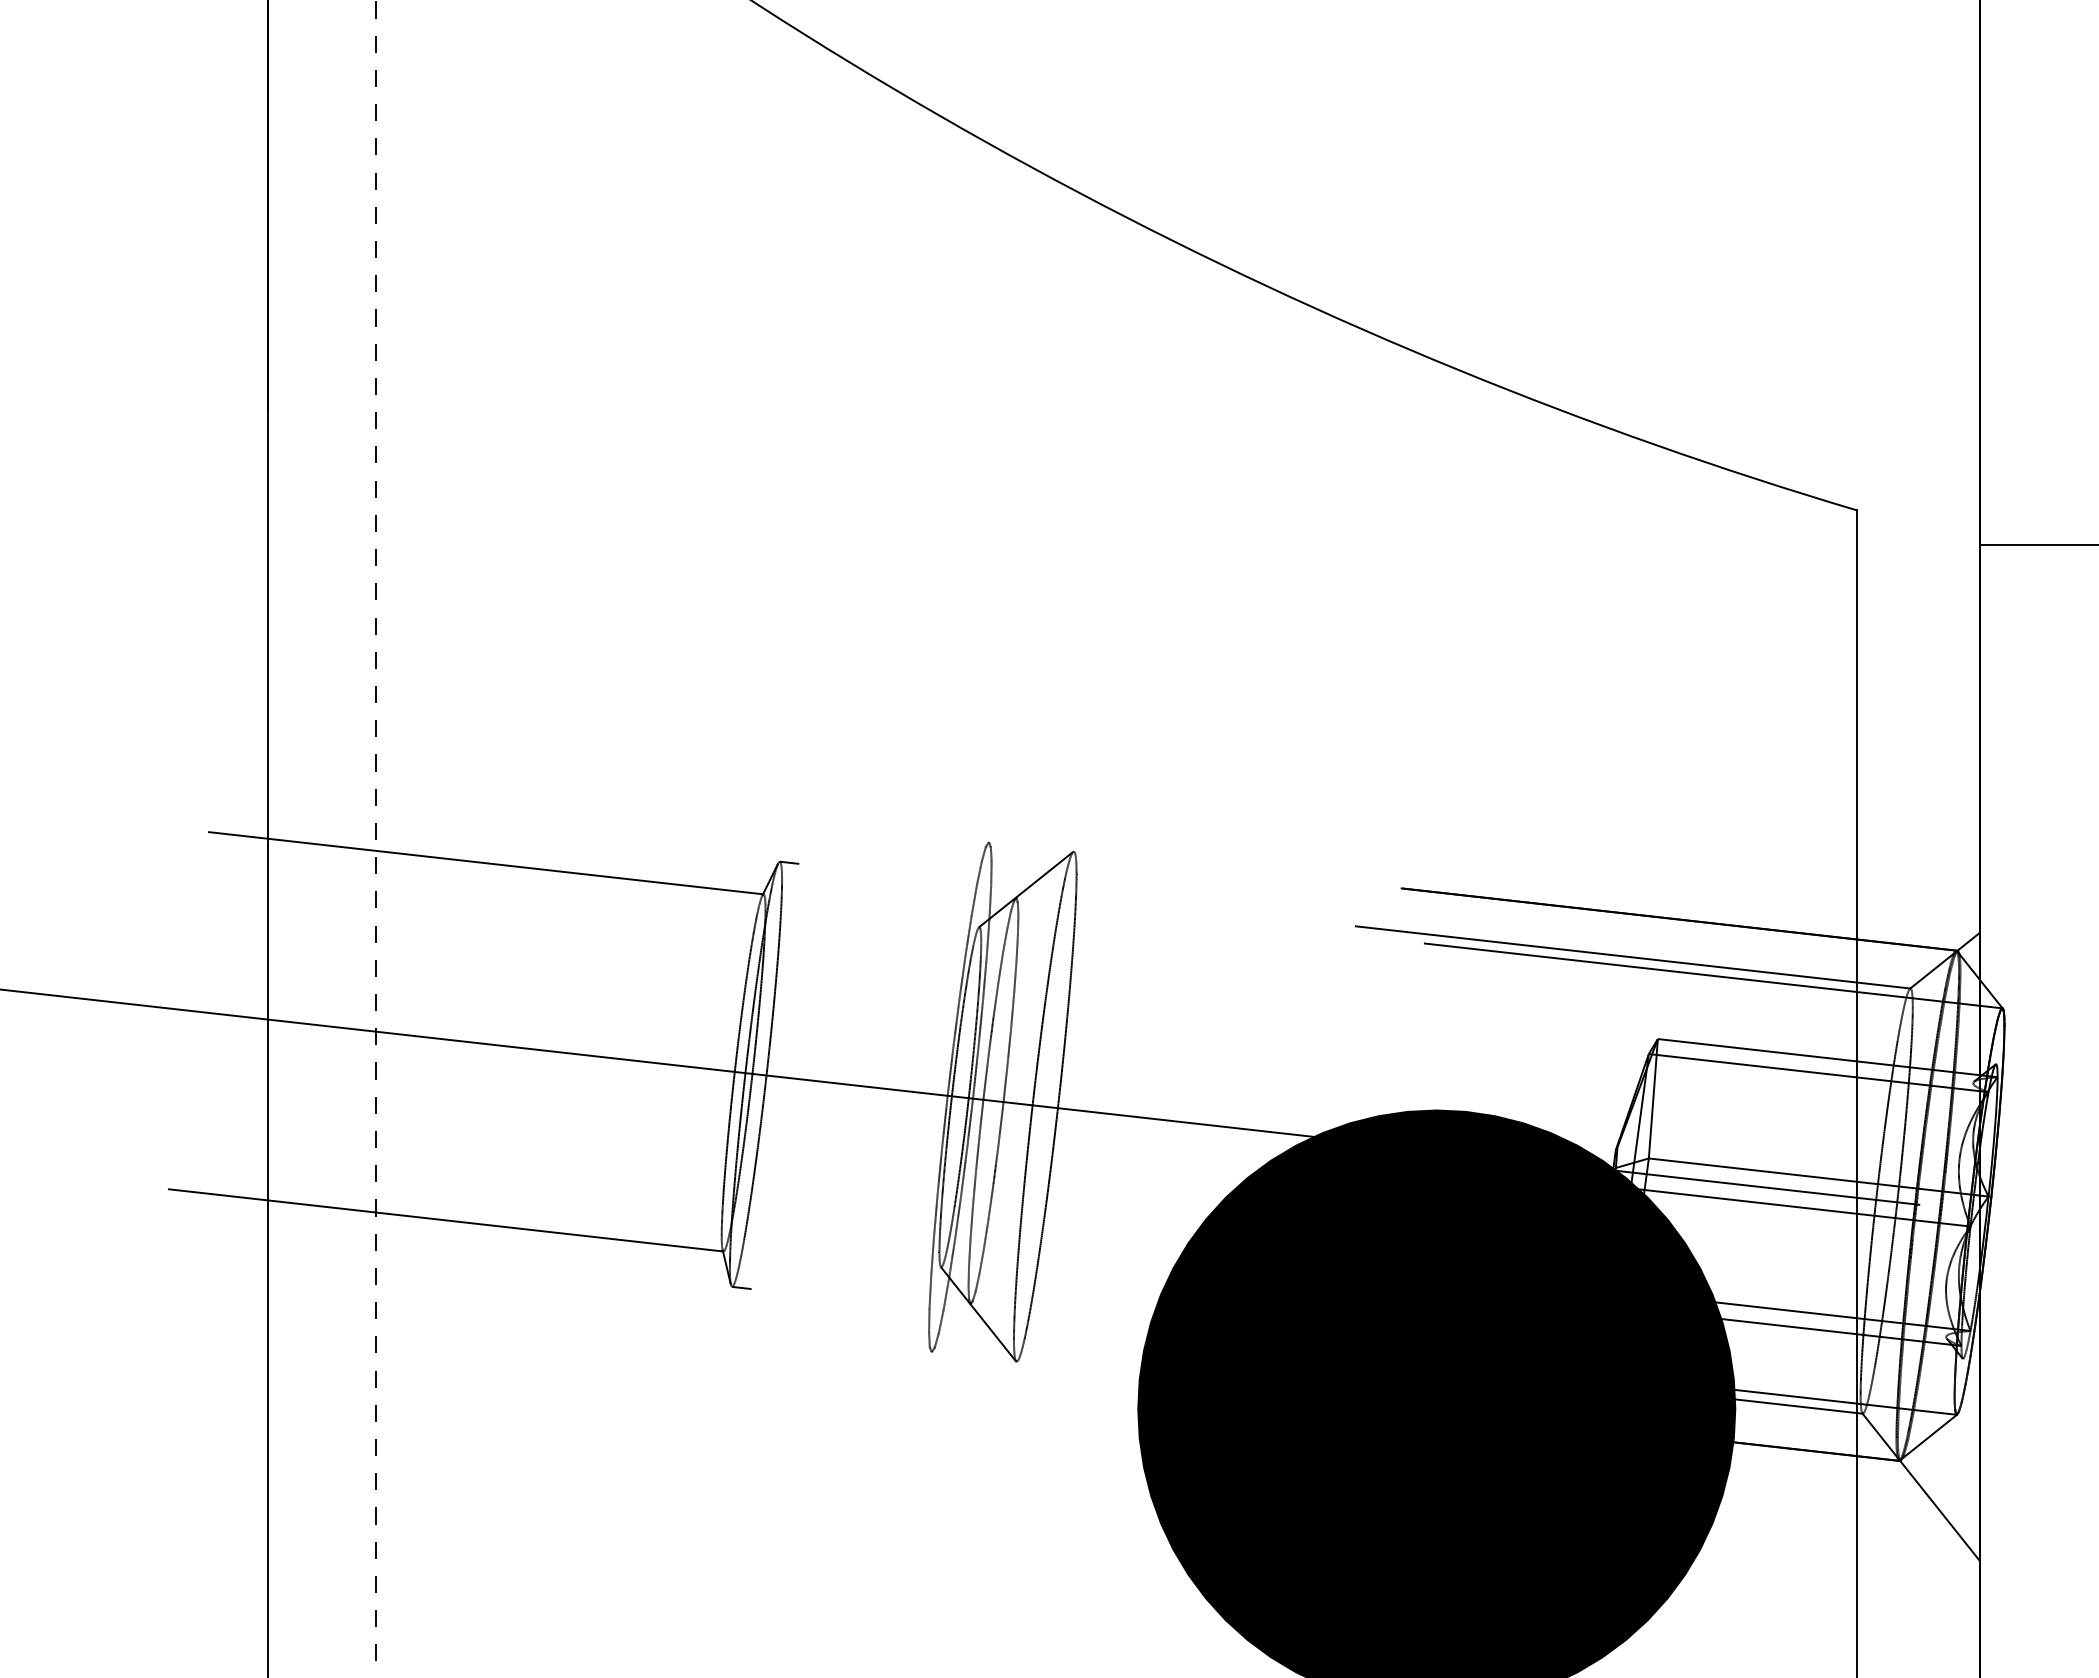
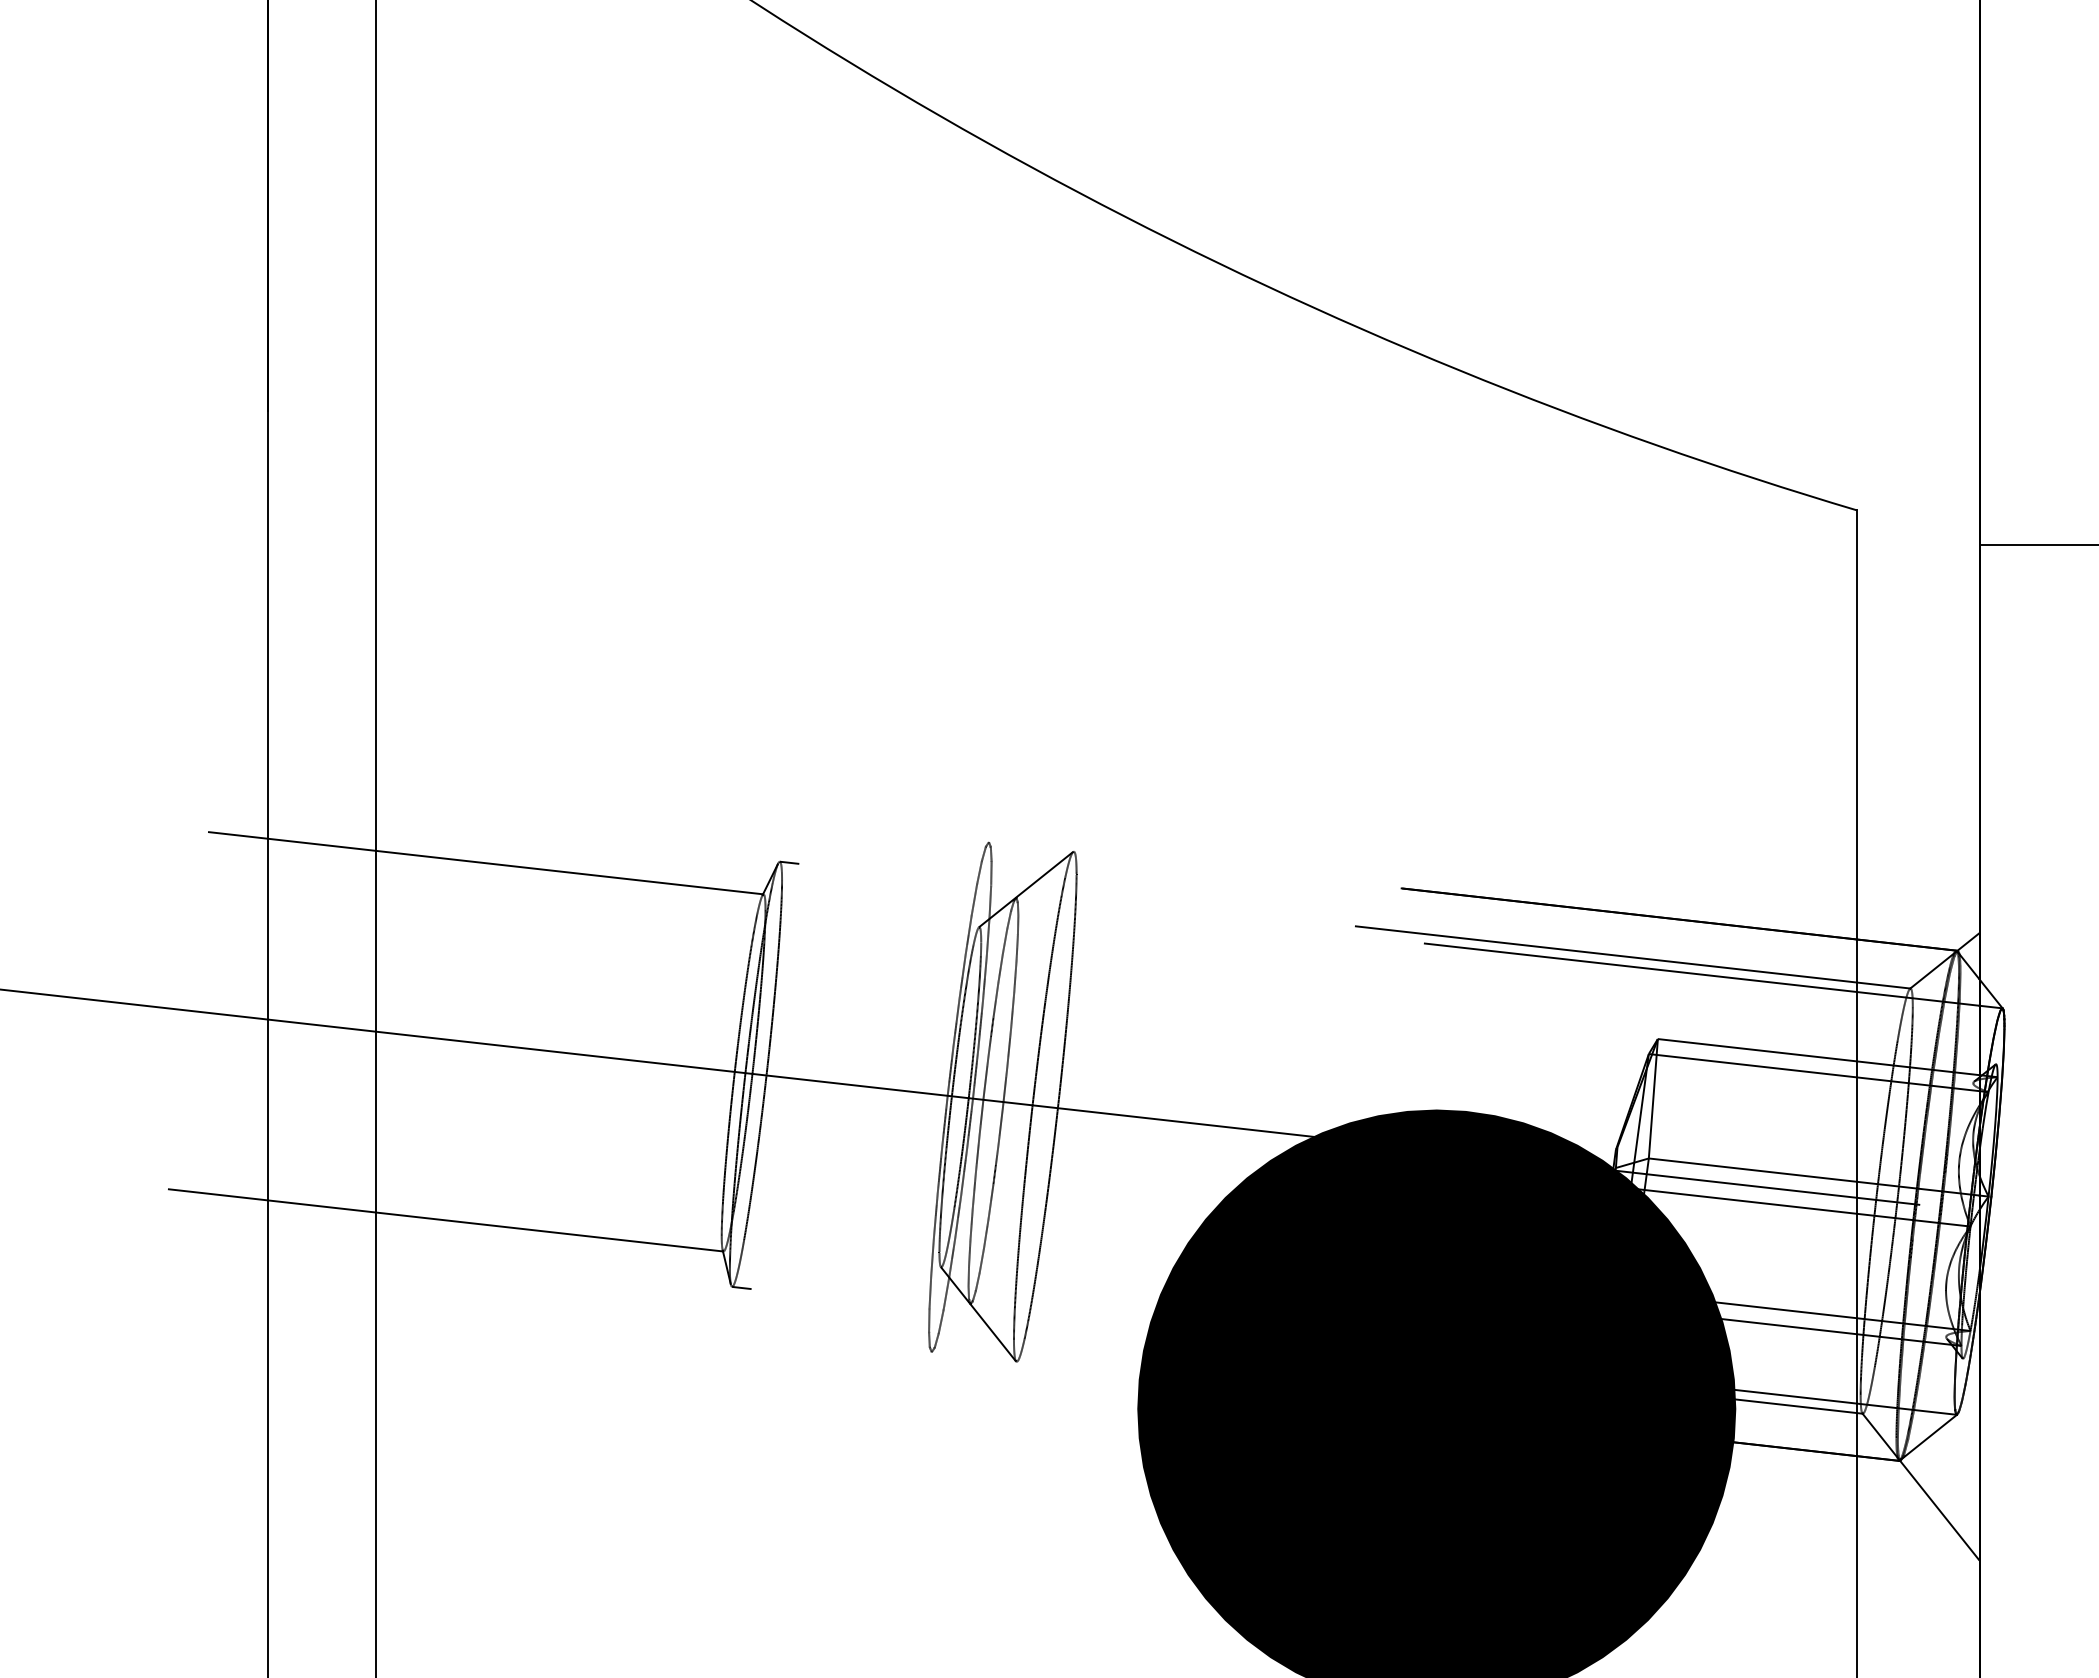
line: dashed -> solid (376, 839)
